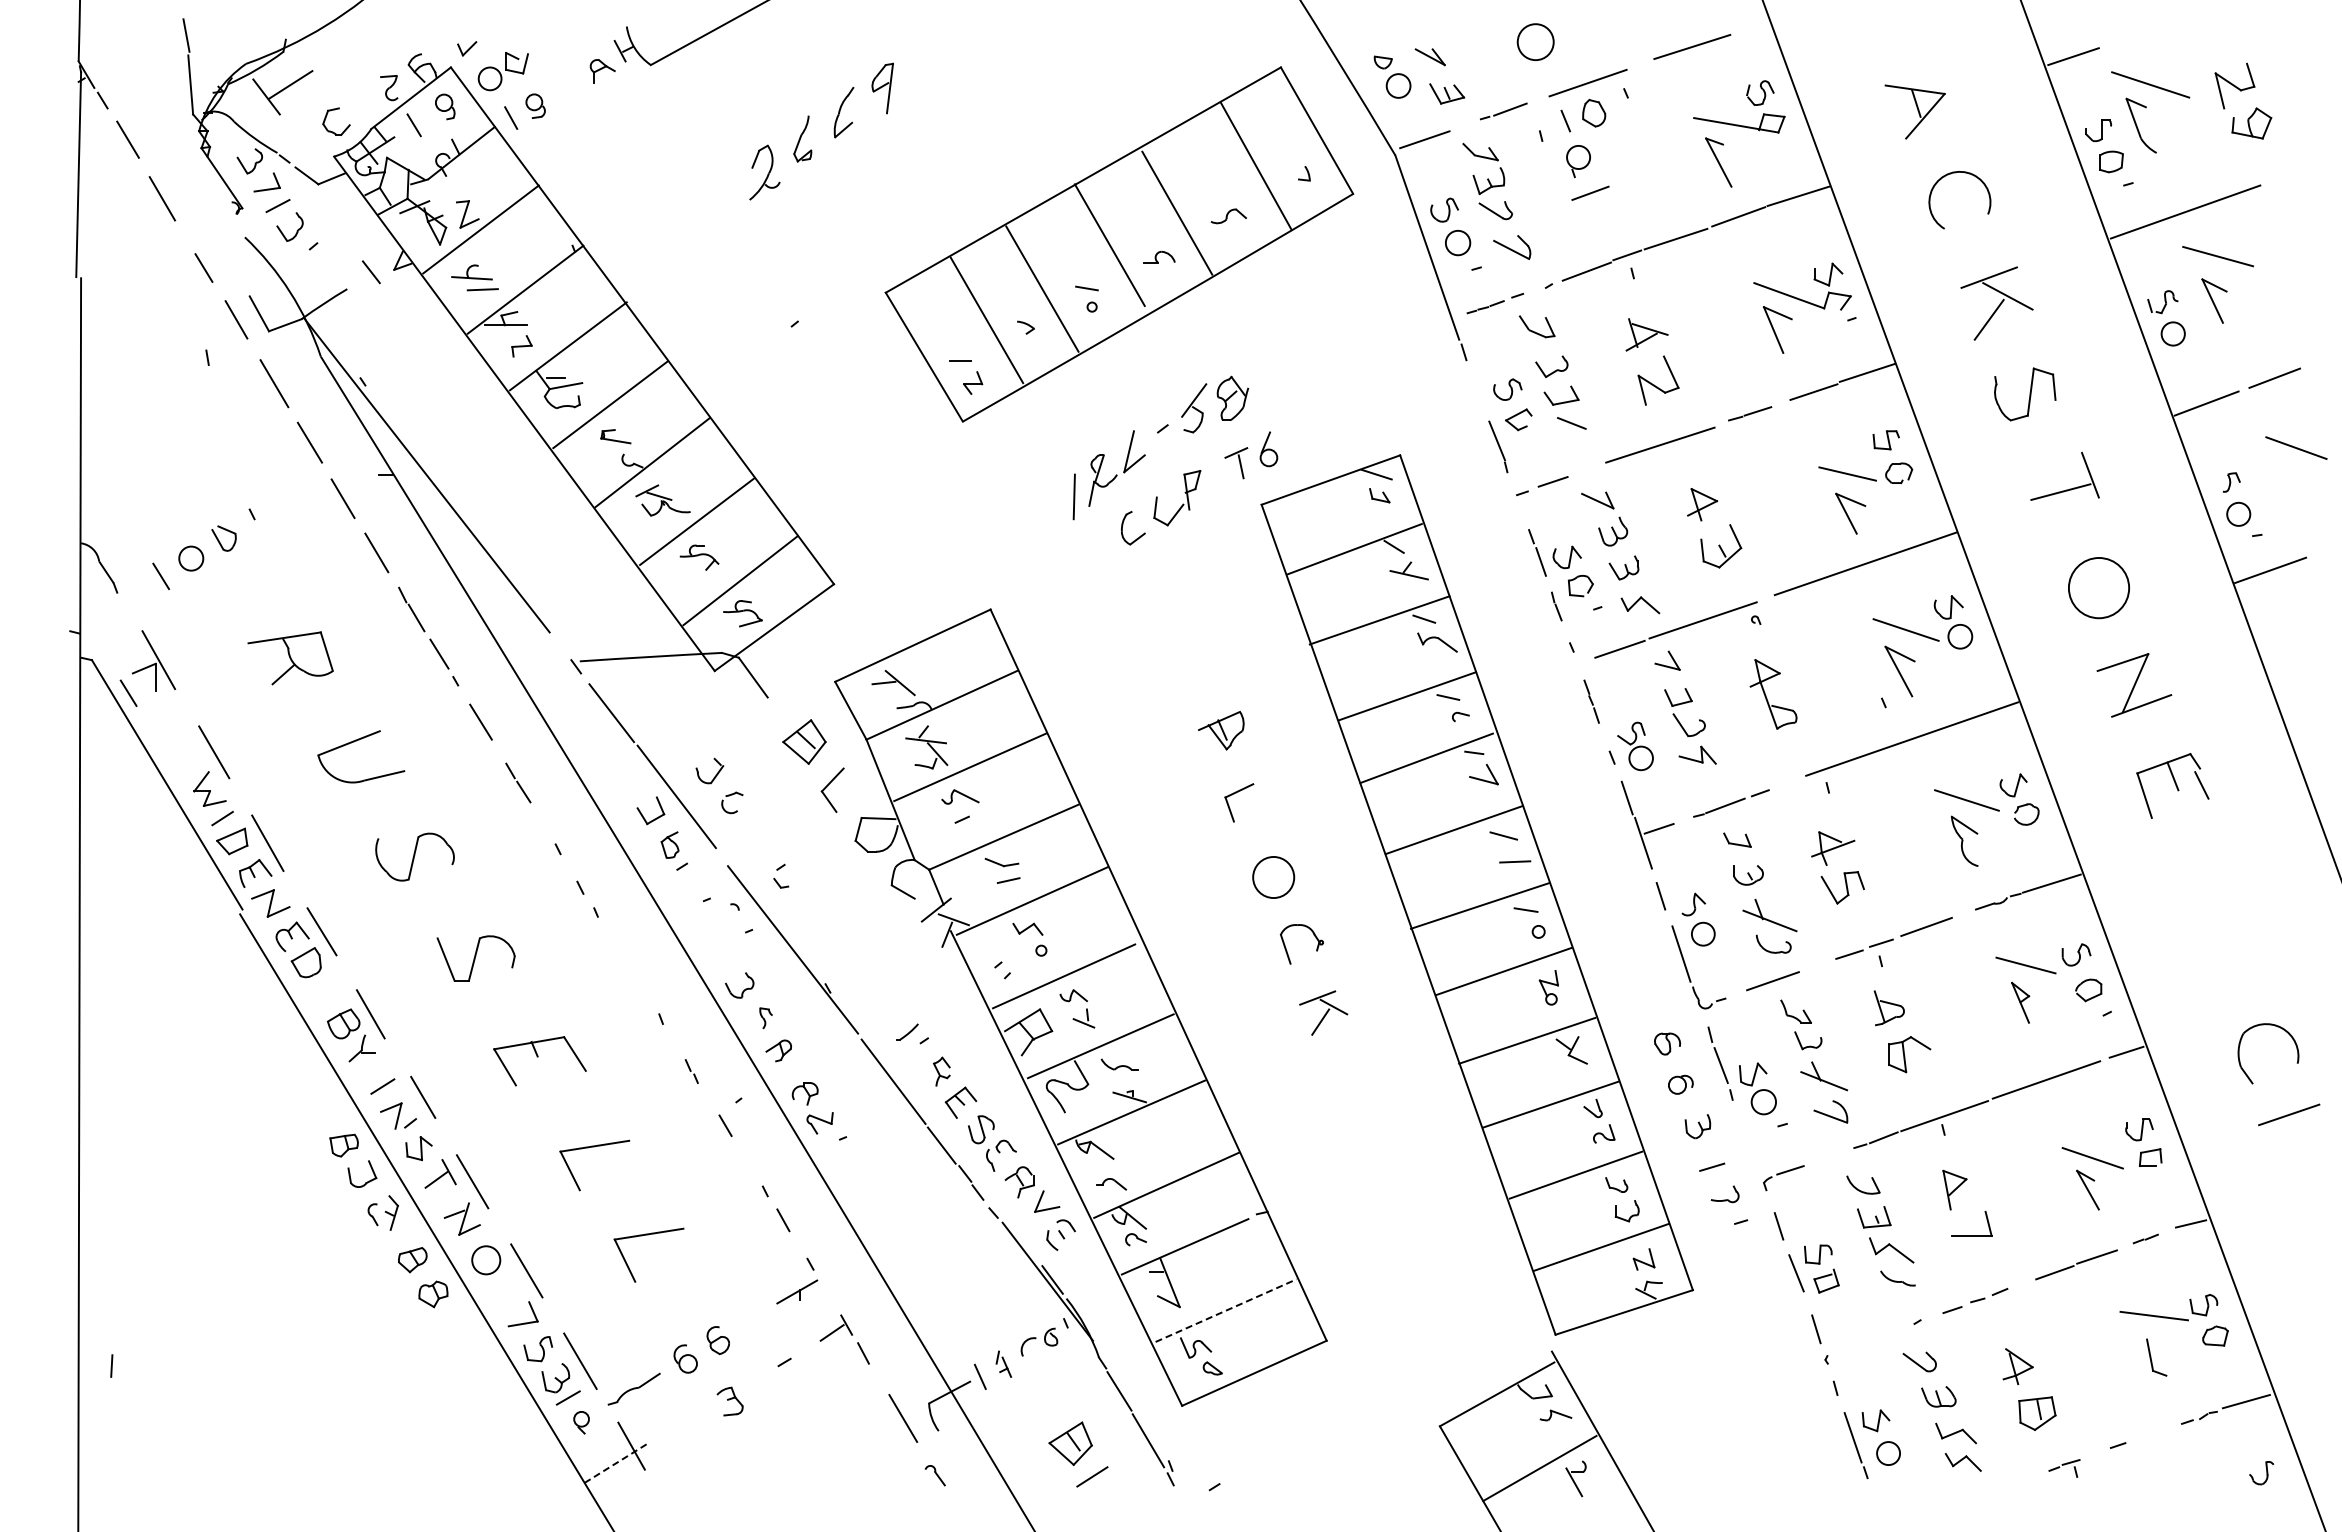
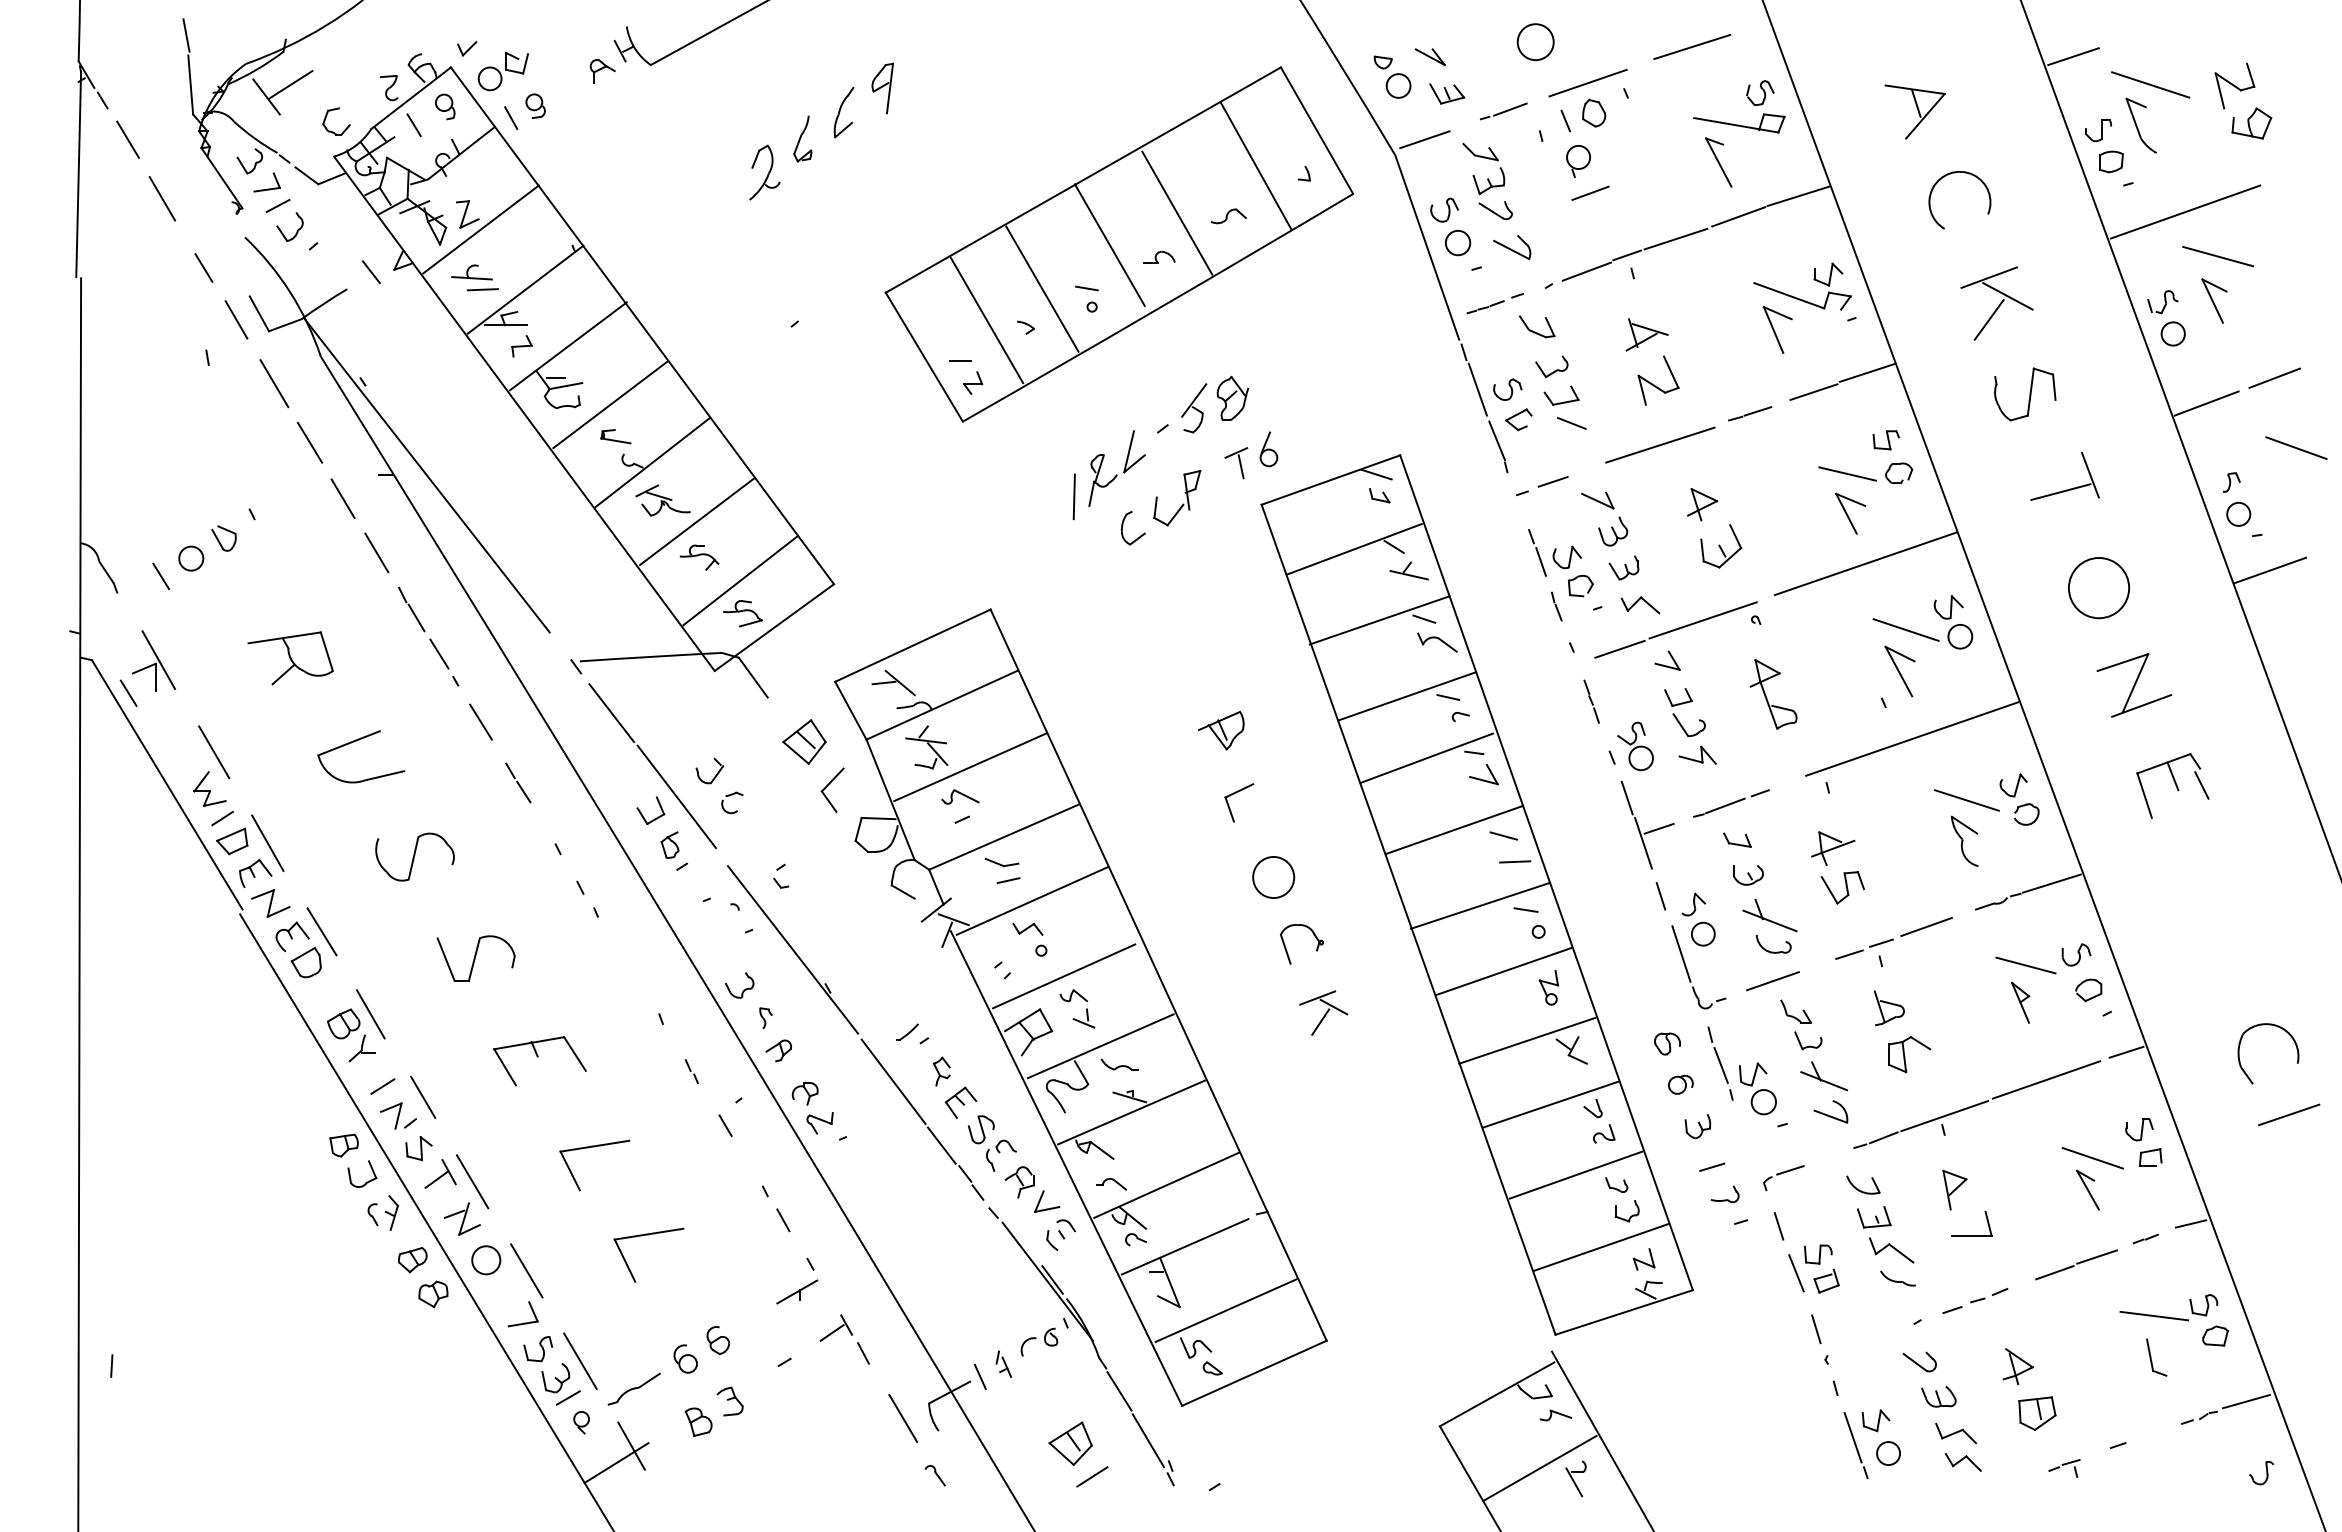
line: none -> present (1477, 389)
line: dashed -> solid (1226, 1310)
part: none -> present (698, 1421)
line: dashed -> solid (616, 1463)
